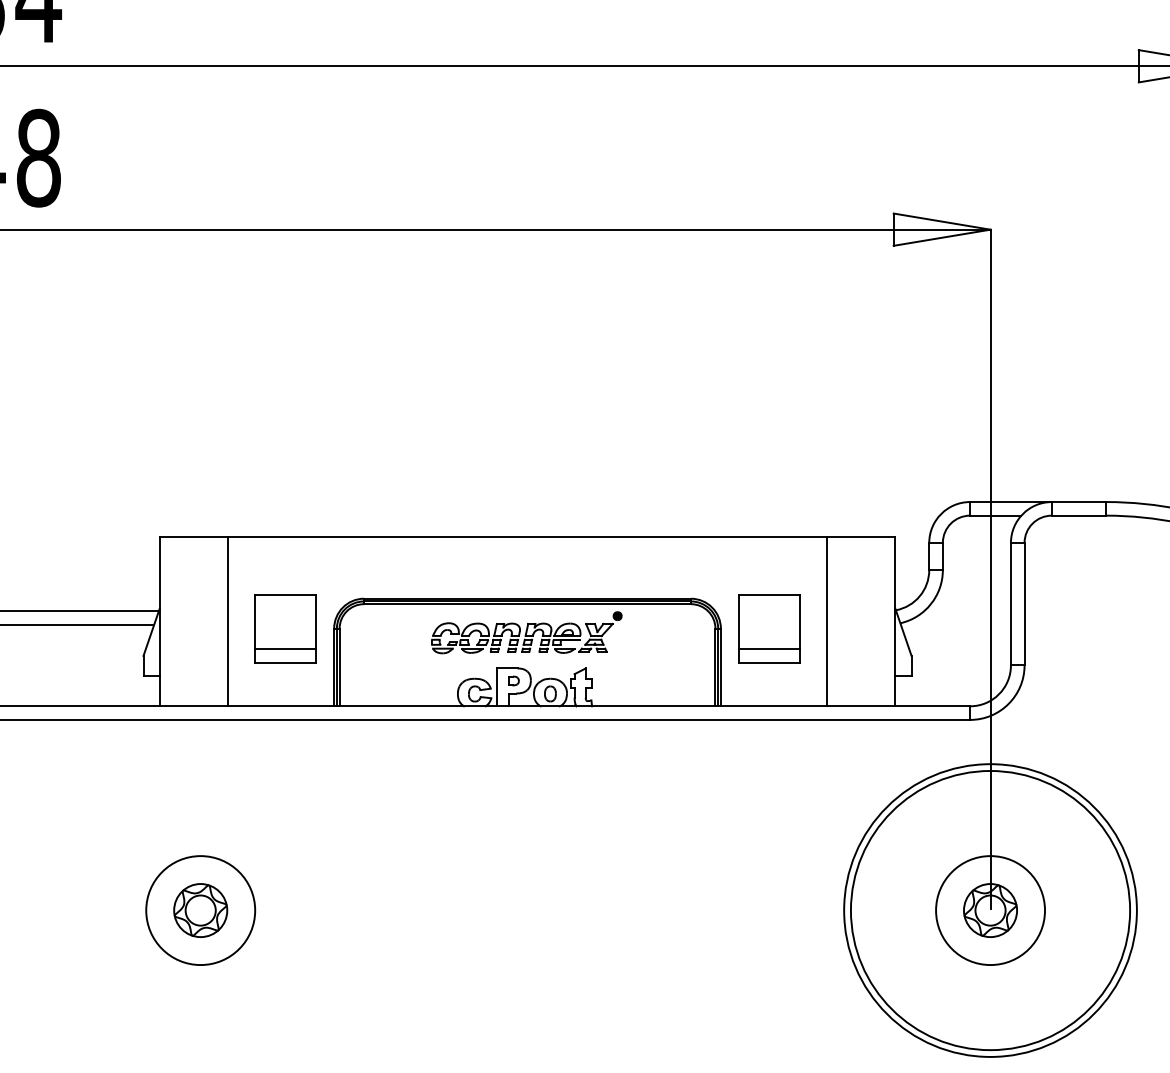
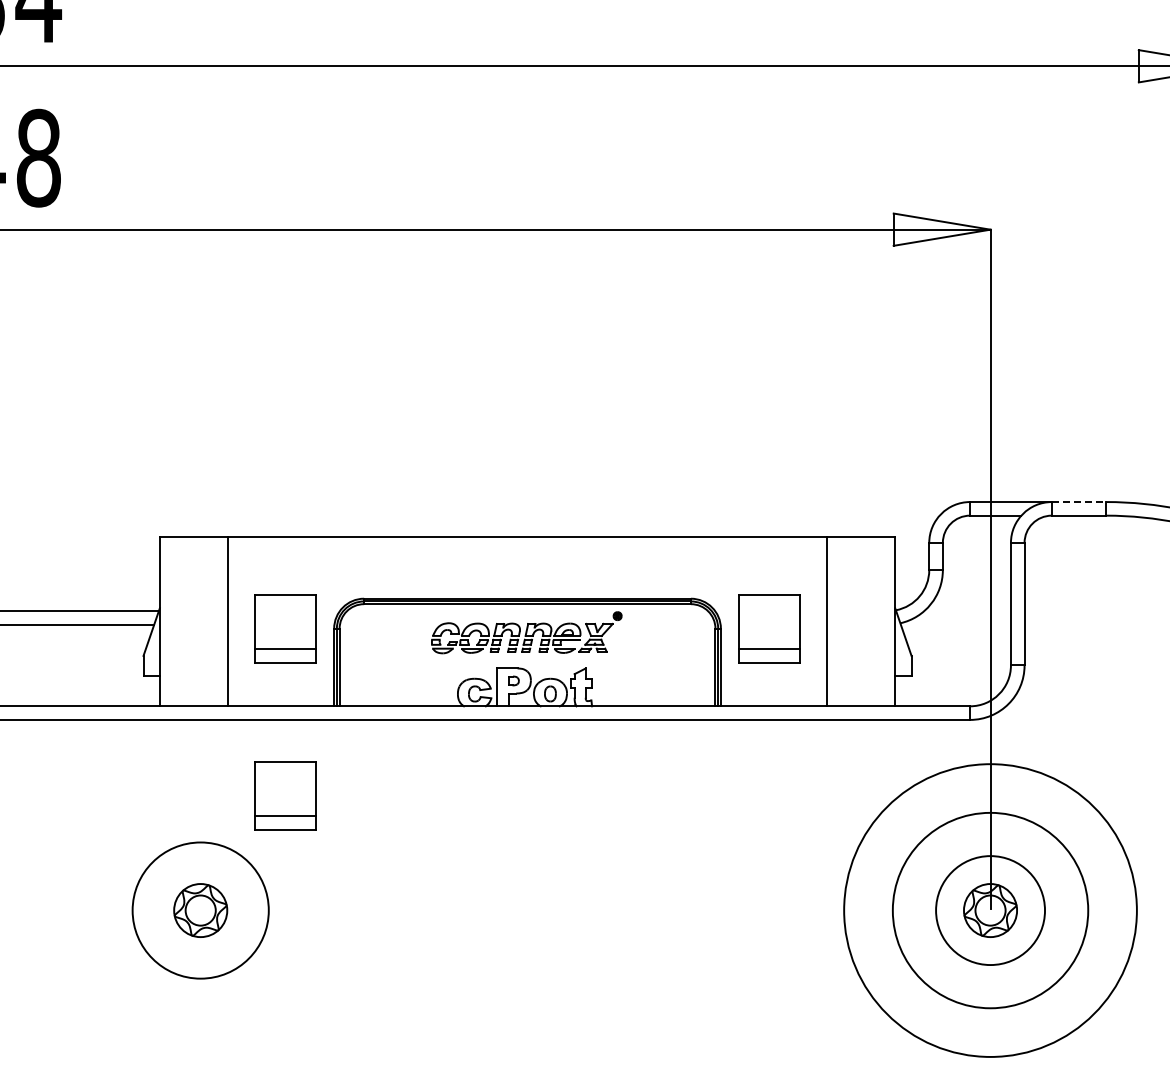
line: solid -> dashed (1079, 502)
part: none -> present (285, 795)
circle diameter: 109 px -> 136 px (200, 910)
circle diameter: 279 px -> 195 px (990, 910)
